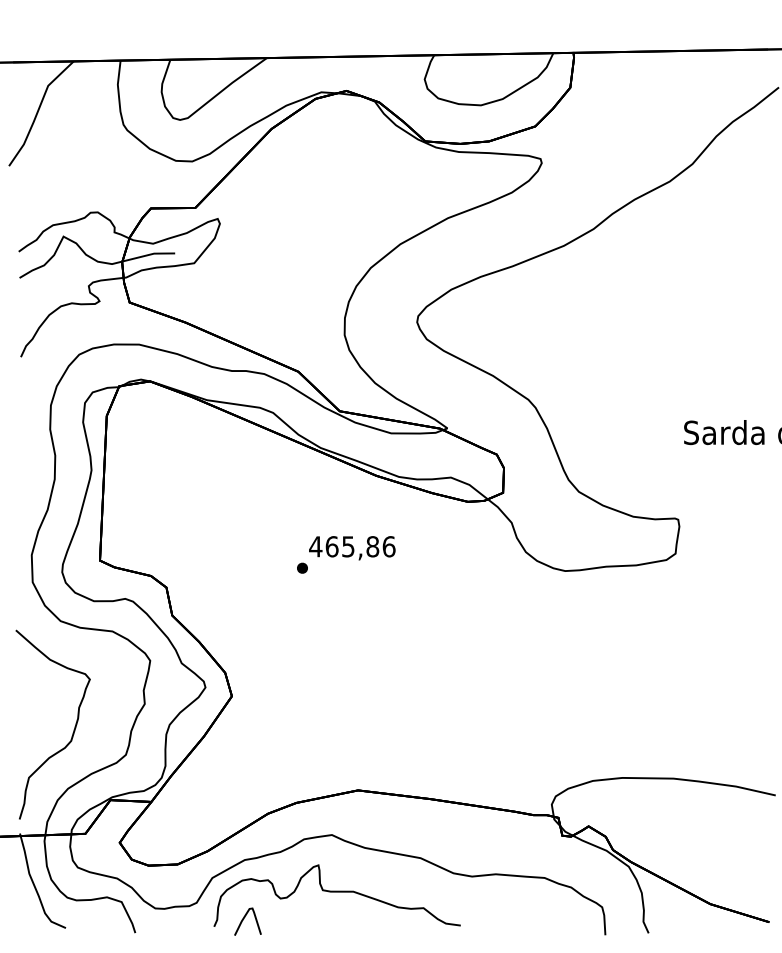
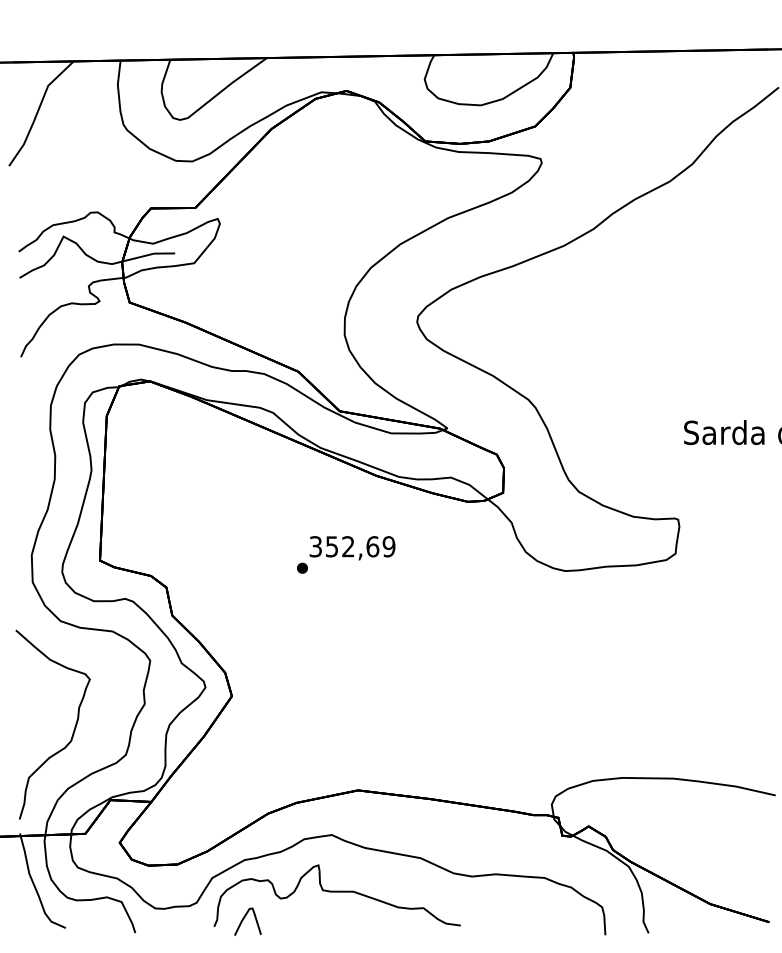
text: 465,86 -> 352,69 (352, 546)
